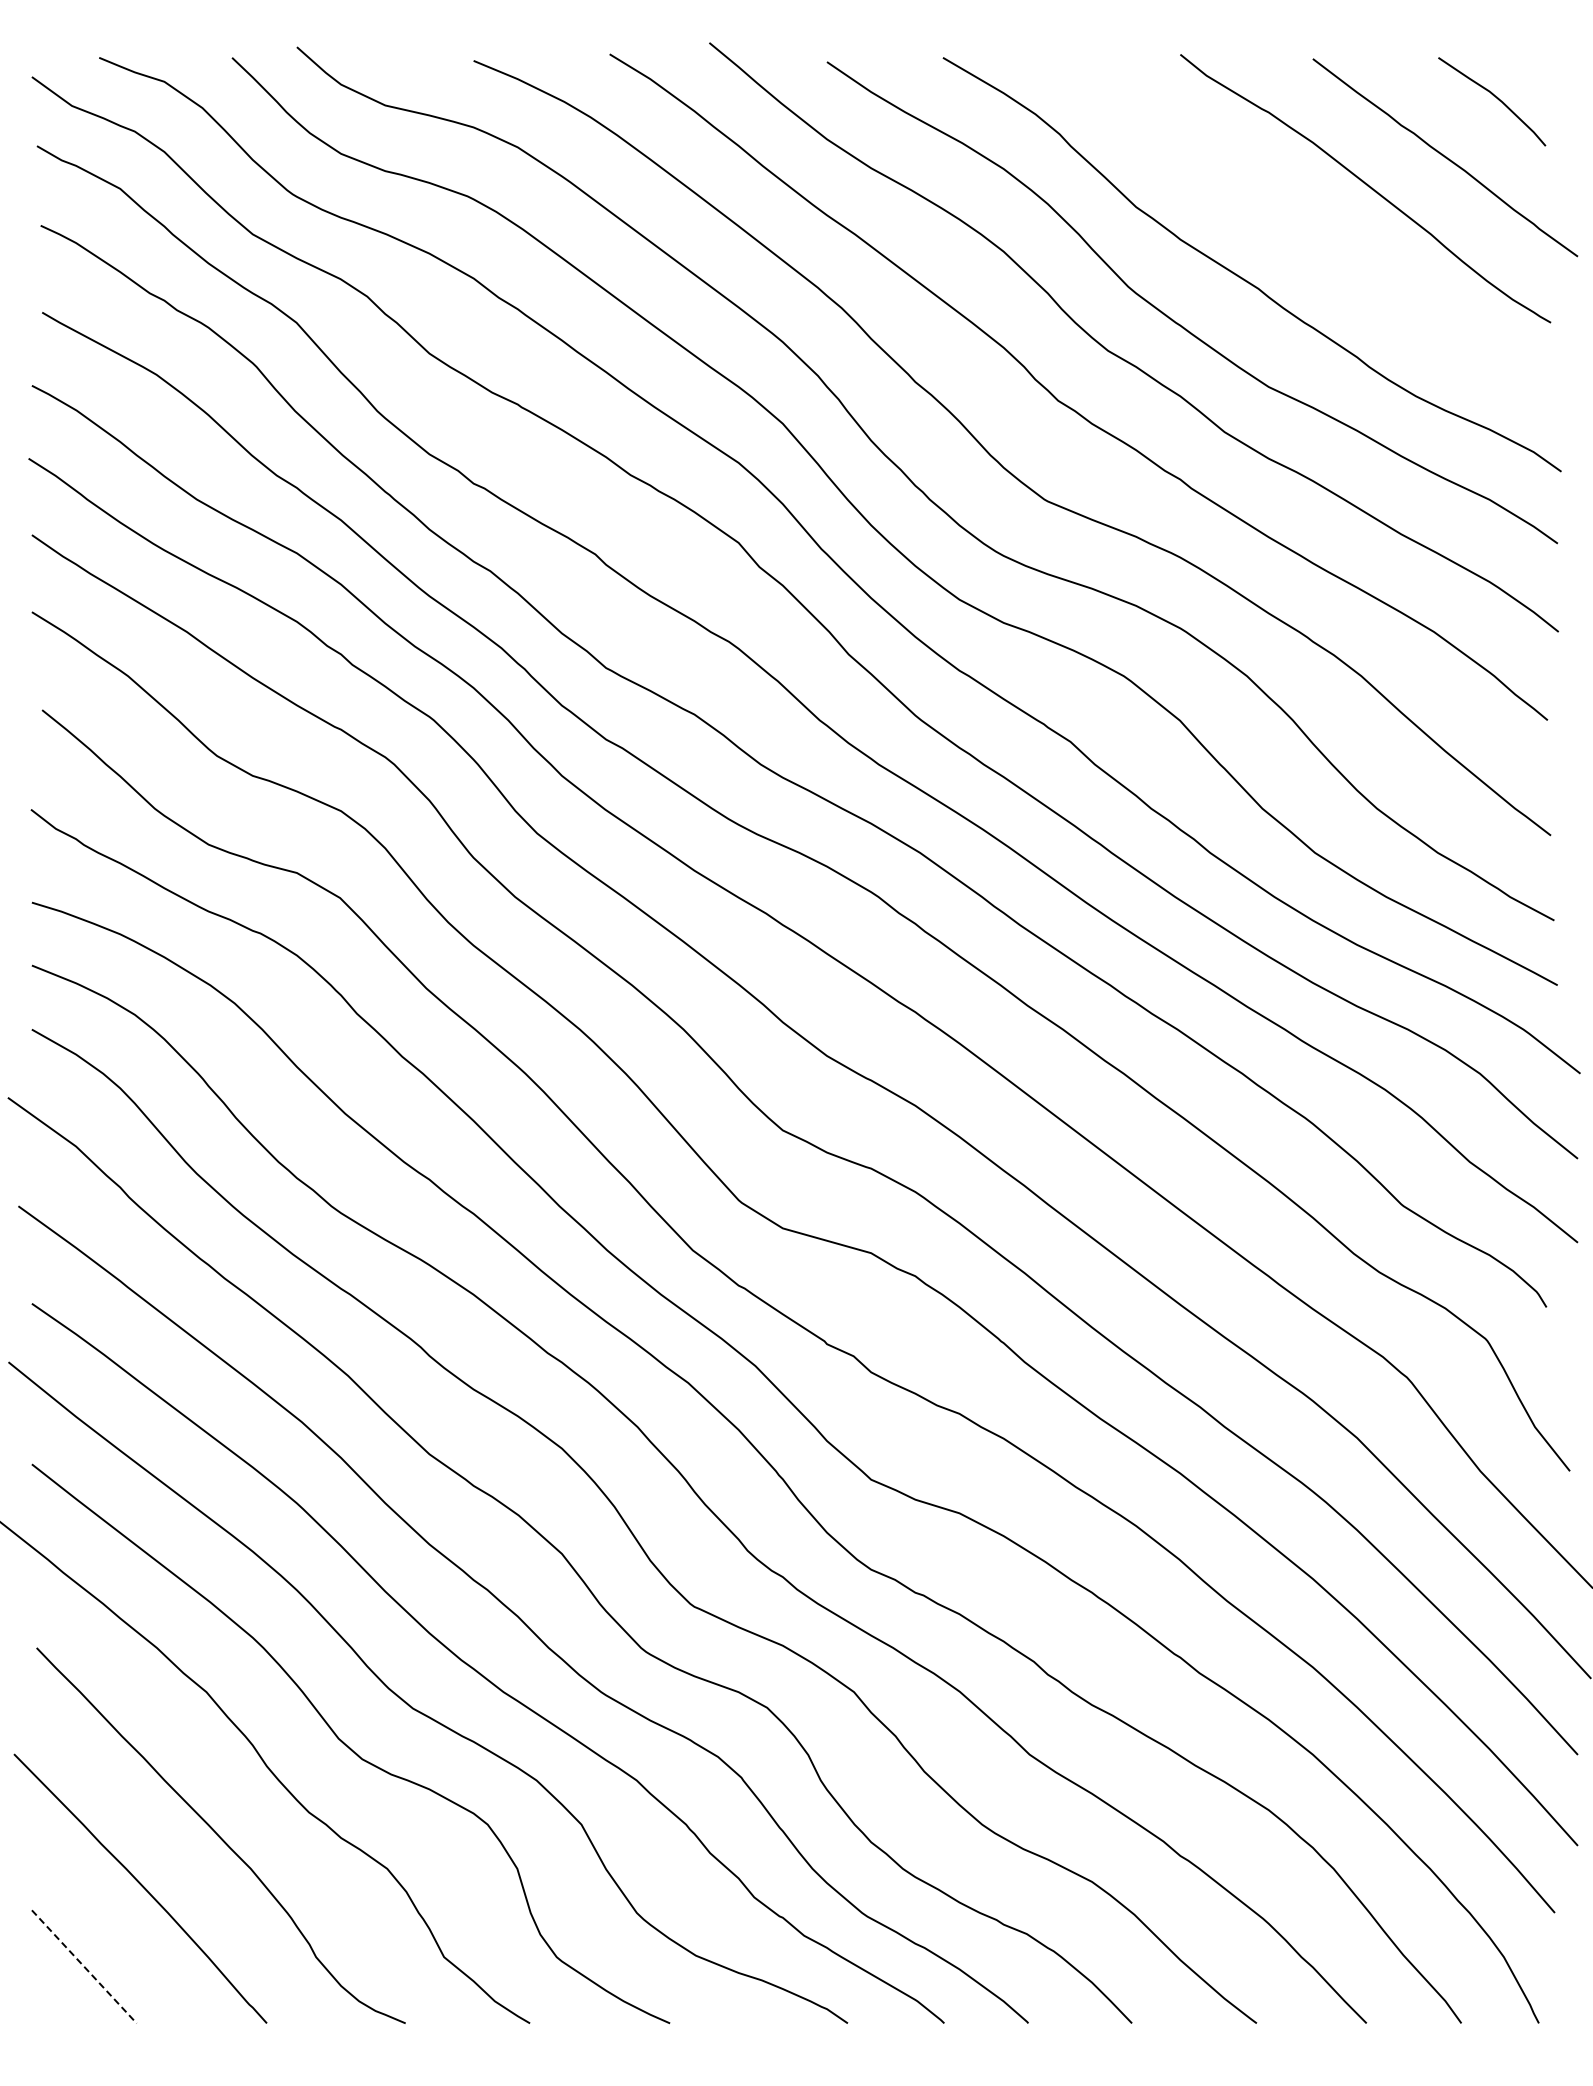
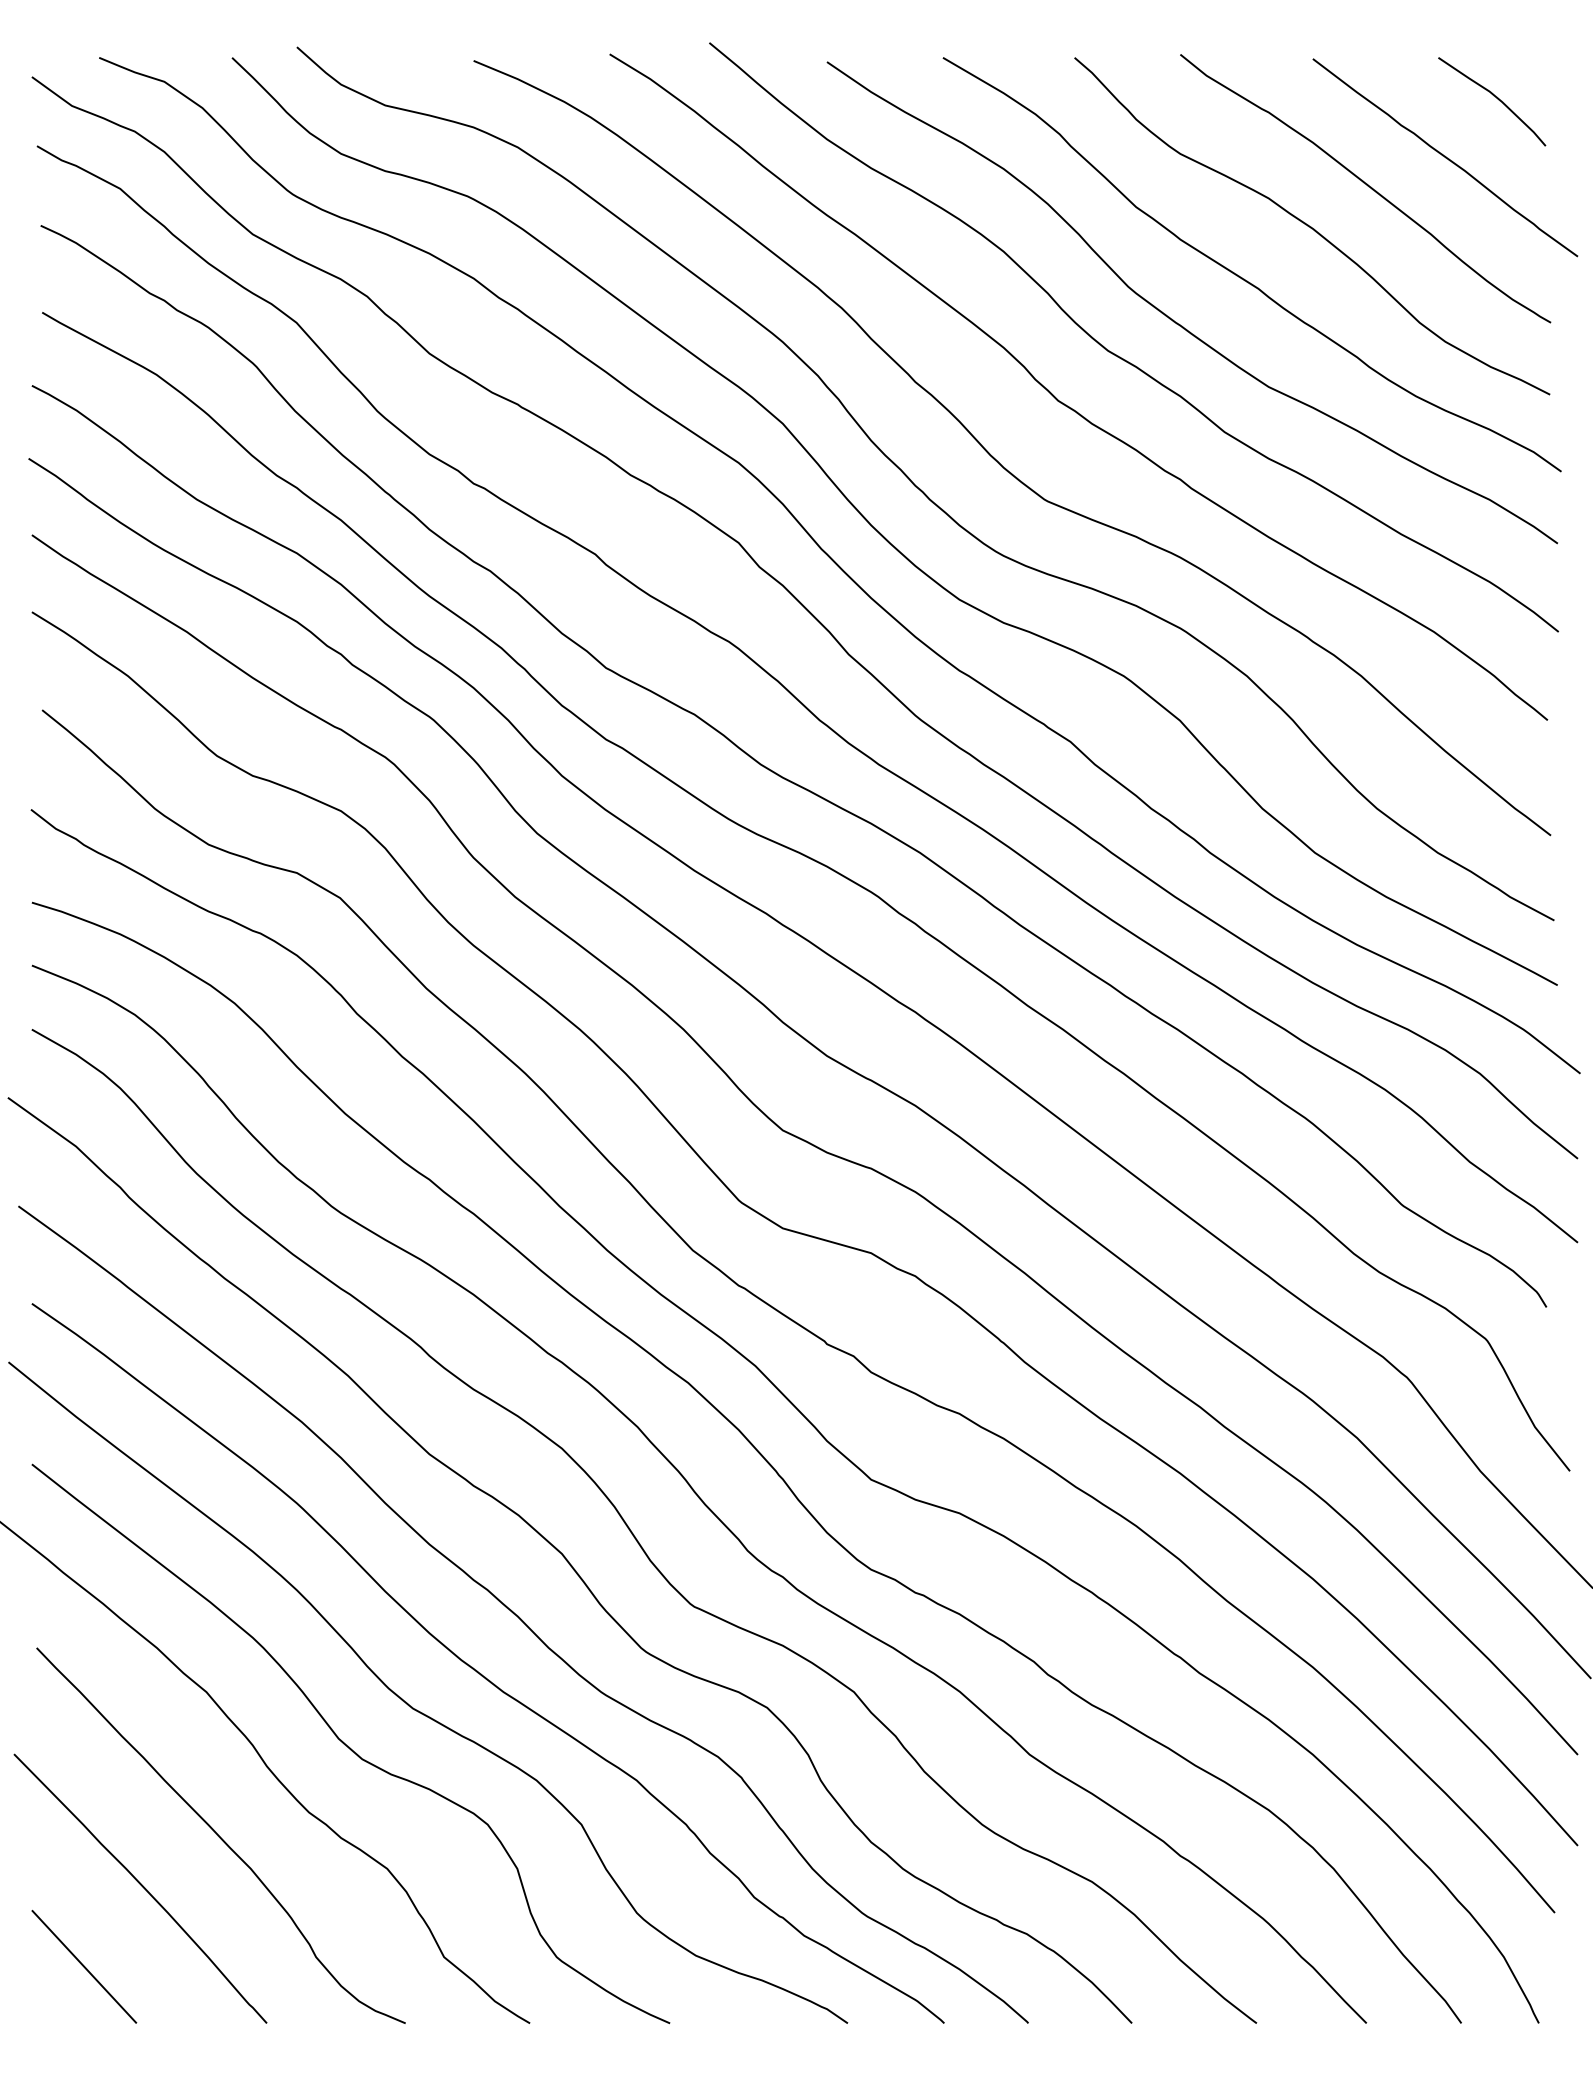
curve: none -> present (1311, 226)
line: dashed -> solid (84, 1967)
